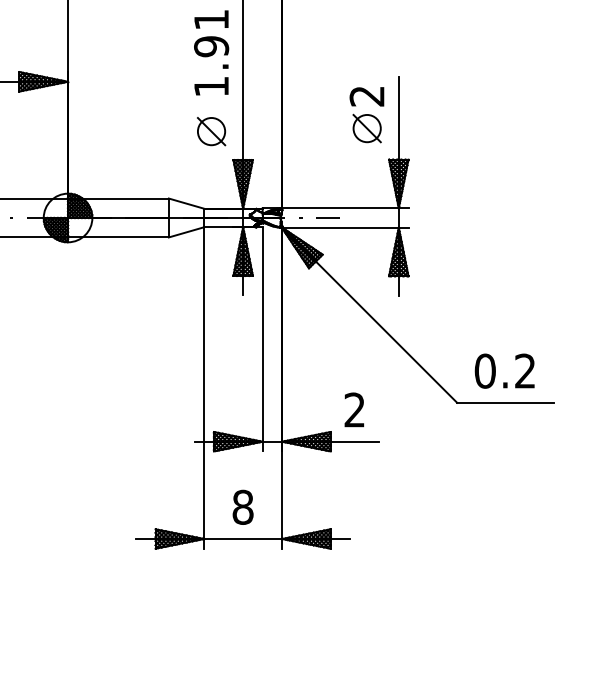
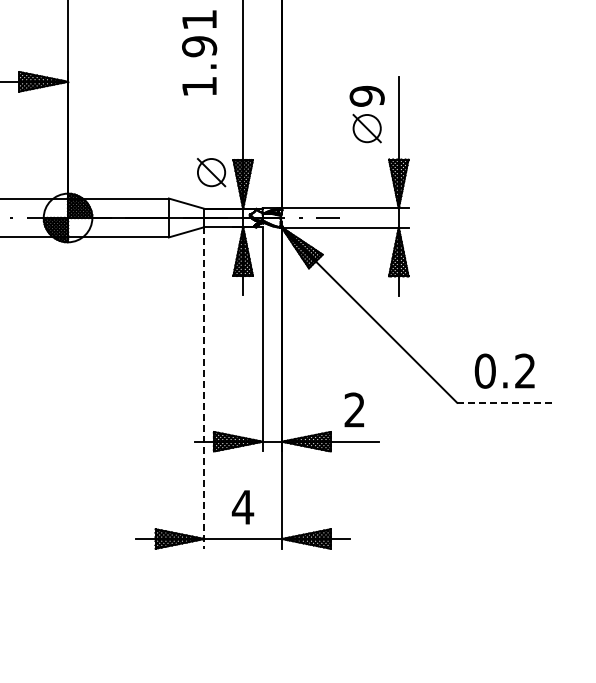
text position: (211, 52) -> (199, 52) (199, 52)
text: 2 -> 9 (366, 95)
part position: (211, 131) -> (211, 172) (211, 172)
line: solid -> dashed (204, 387)
line: solid -> dashed (505, 402)
text: 8 -> 4 (242, 506)
